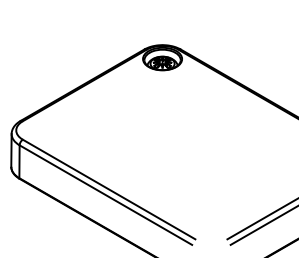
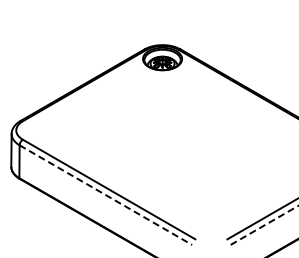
line: solid -> dashed (105, 195)
line: solid -> dashed (264, 225)
